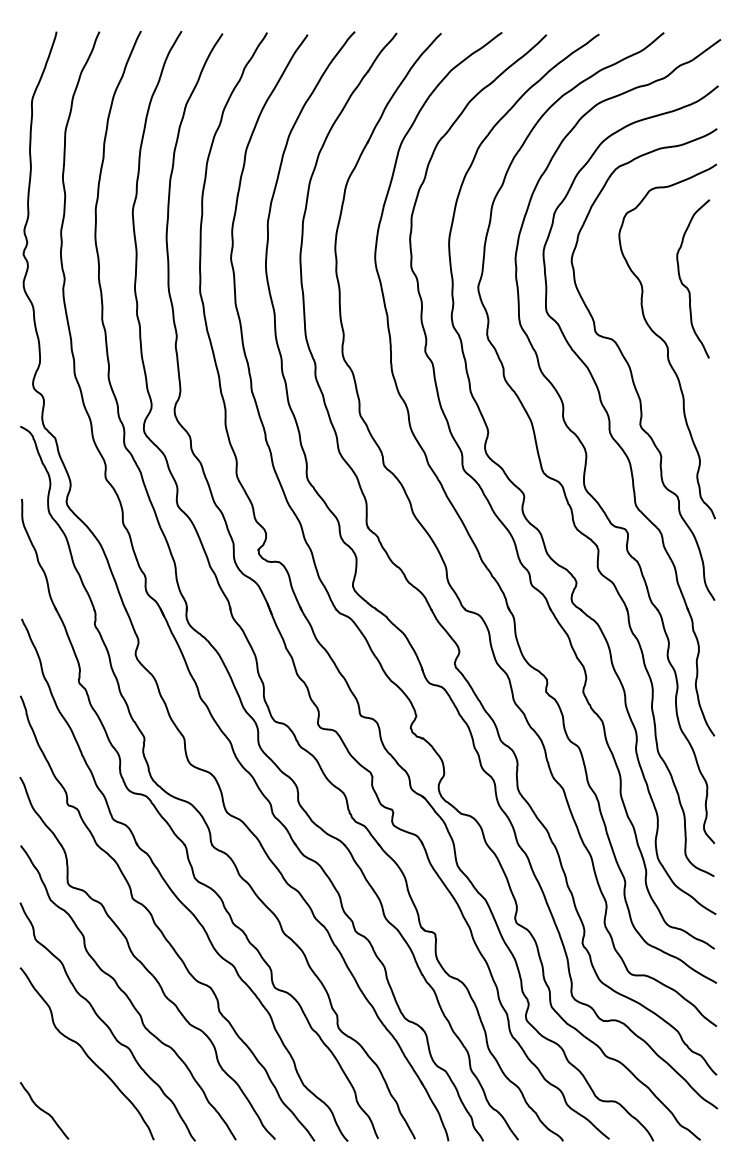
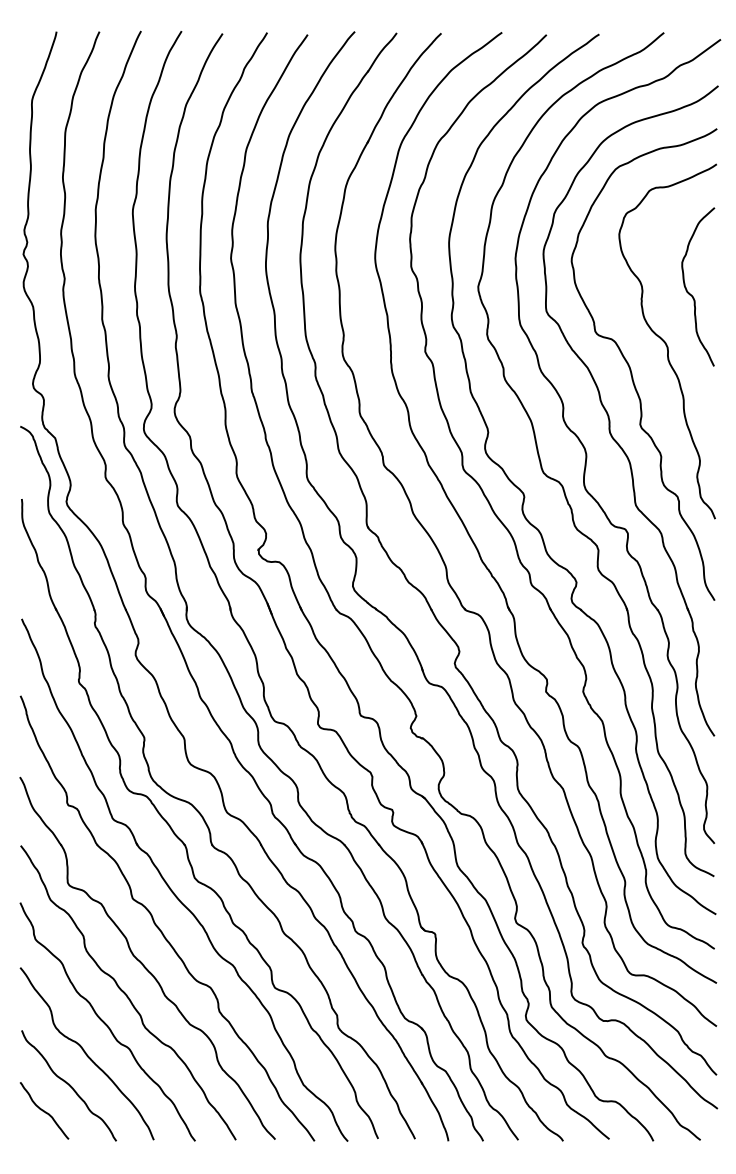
curve position: (685, 285) -> (690, 293) (690, 293)
curve: none -> present (68, 1085)
